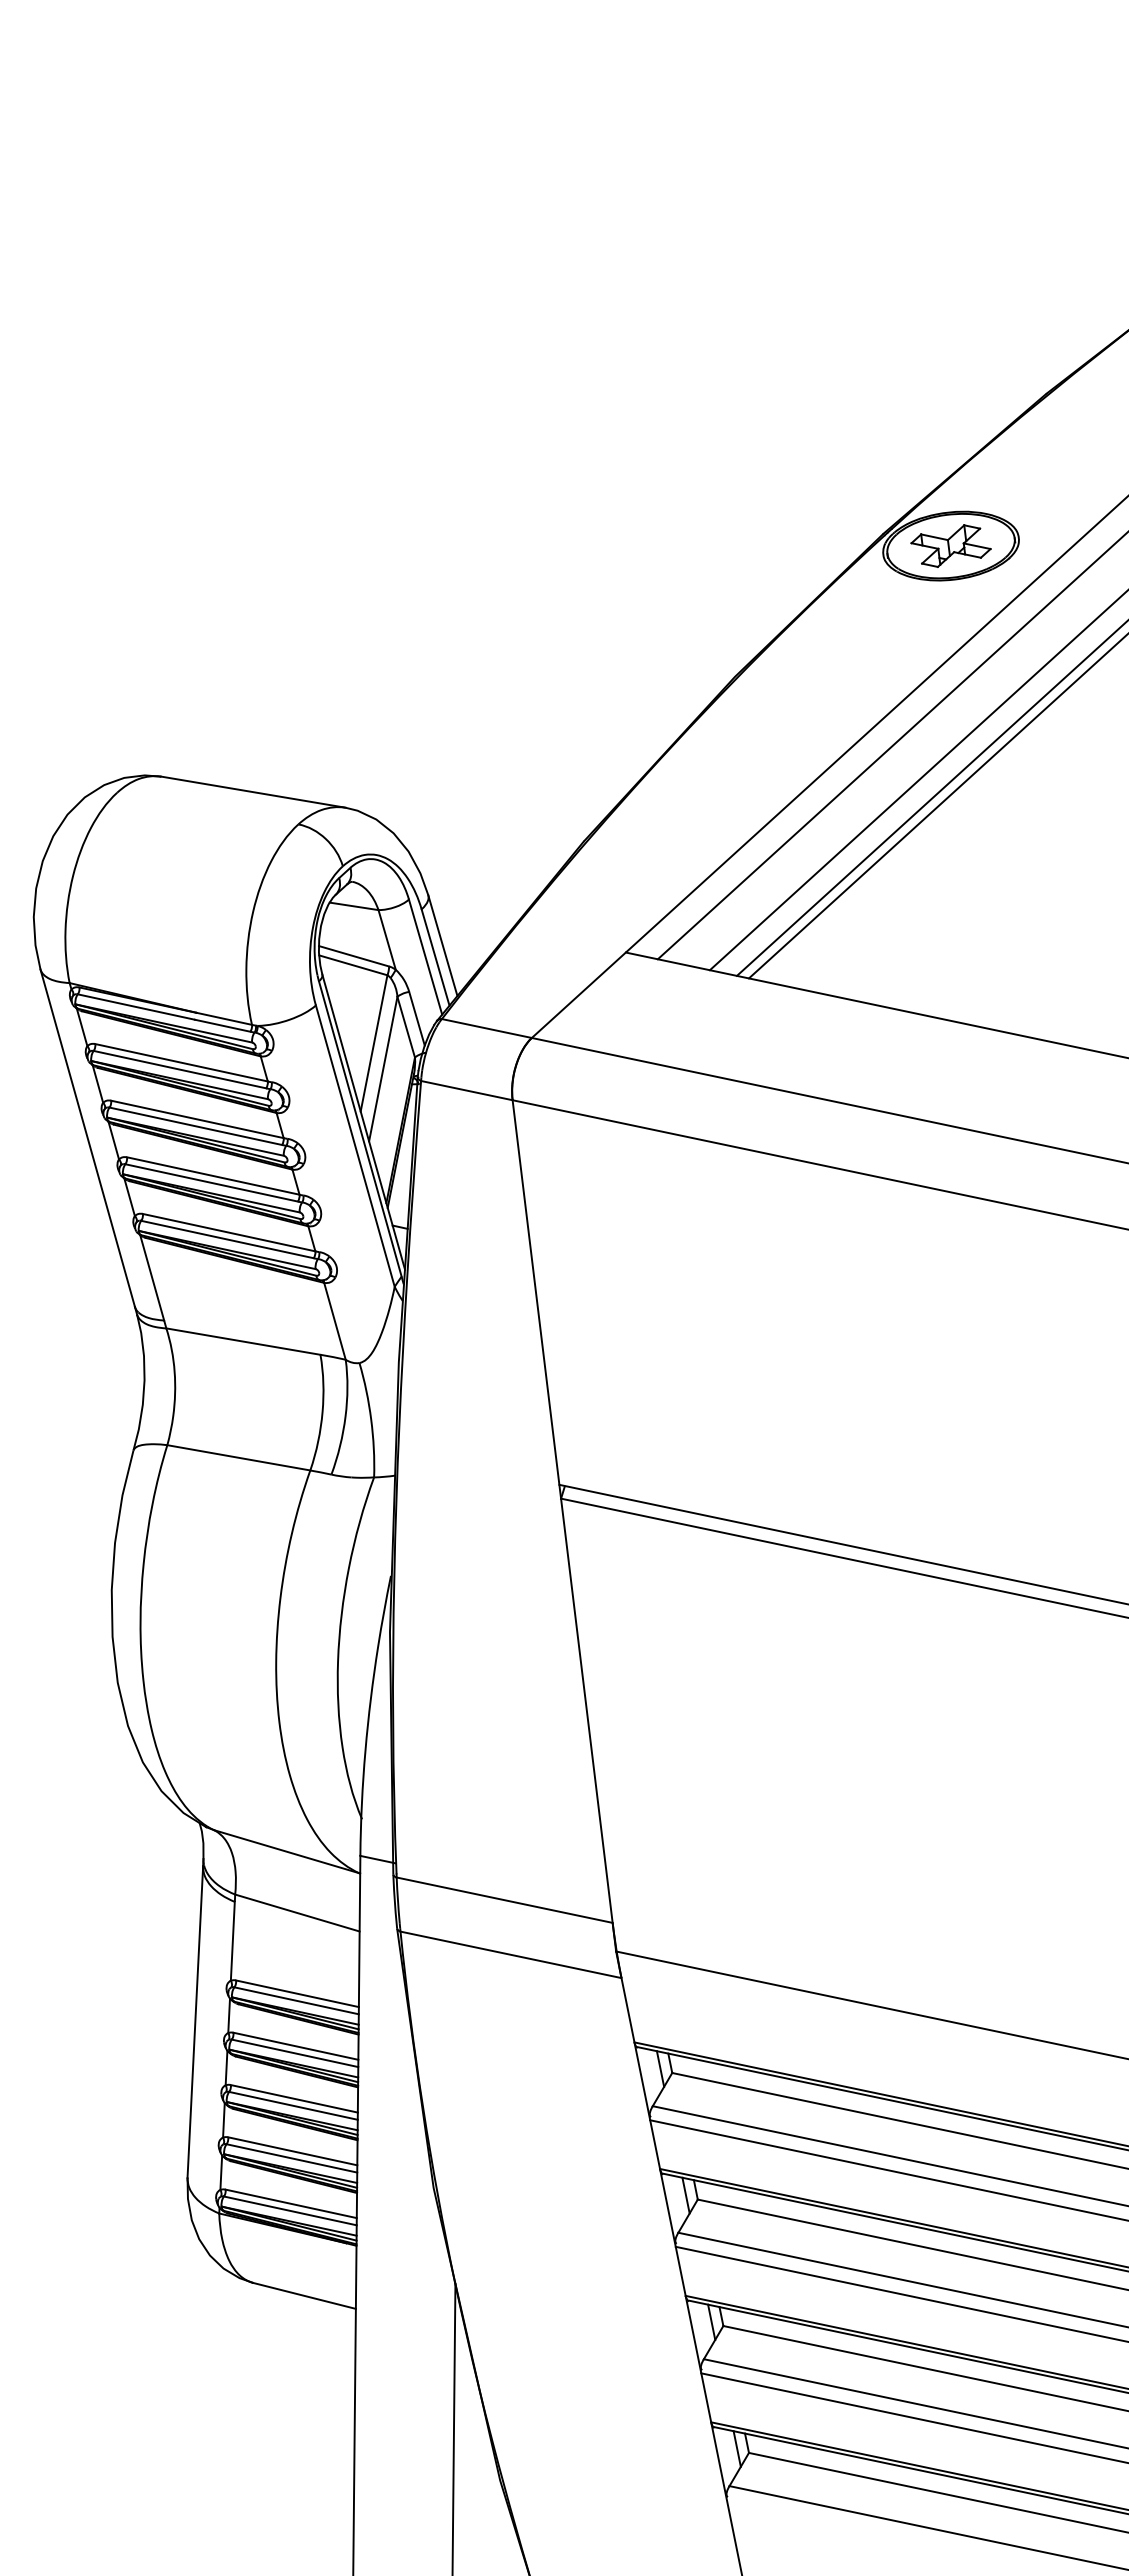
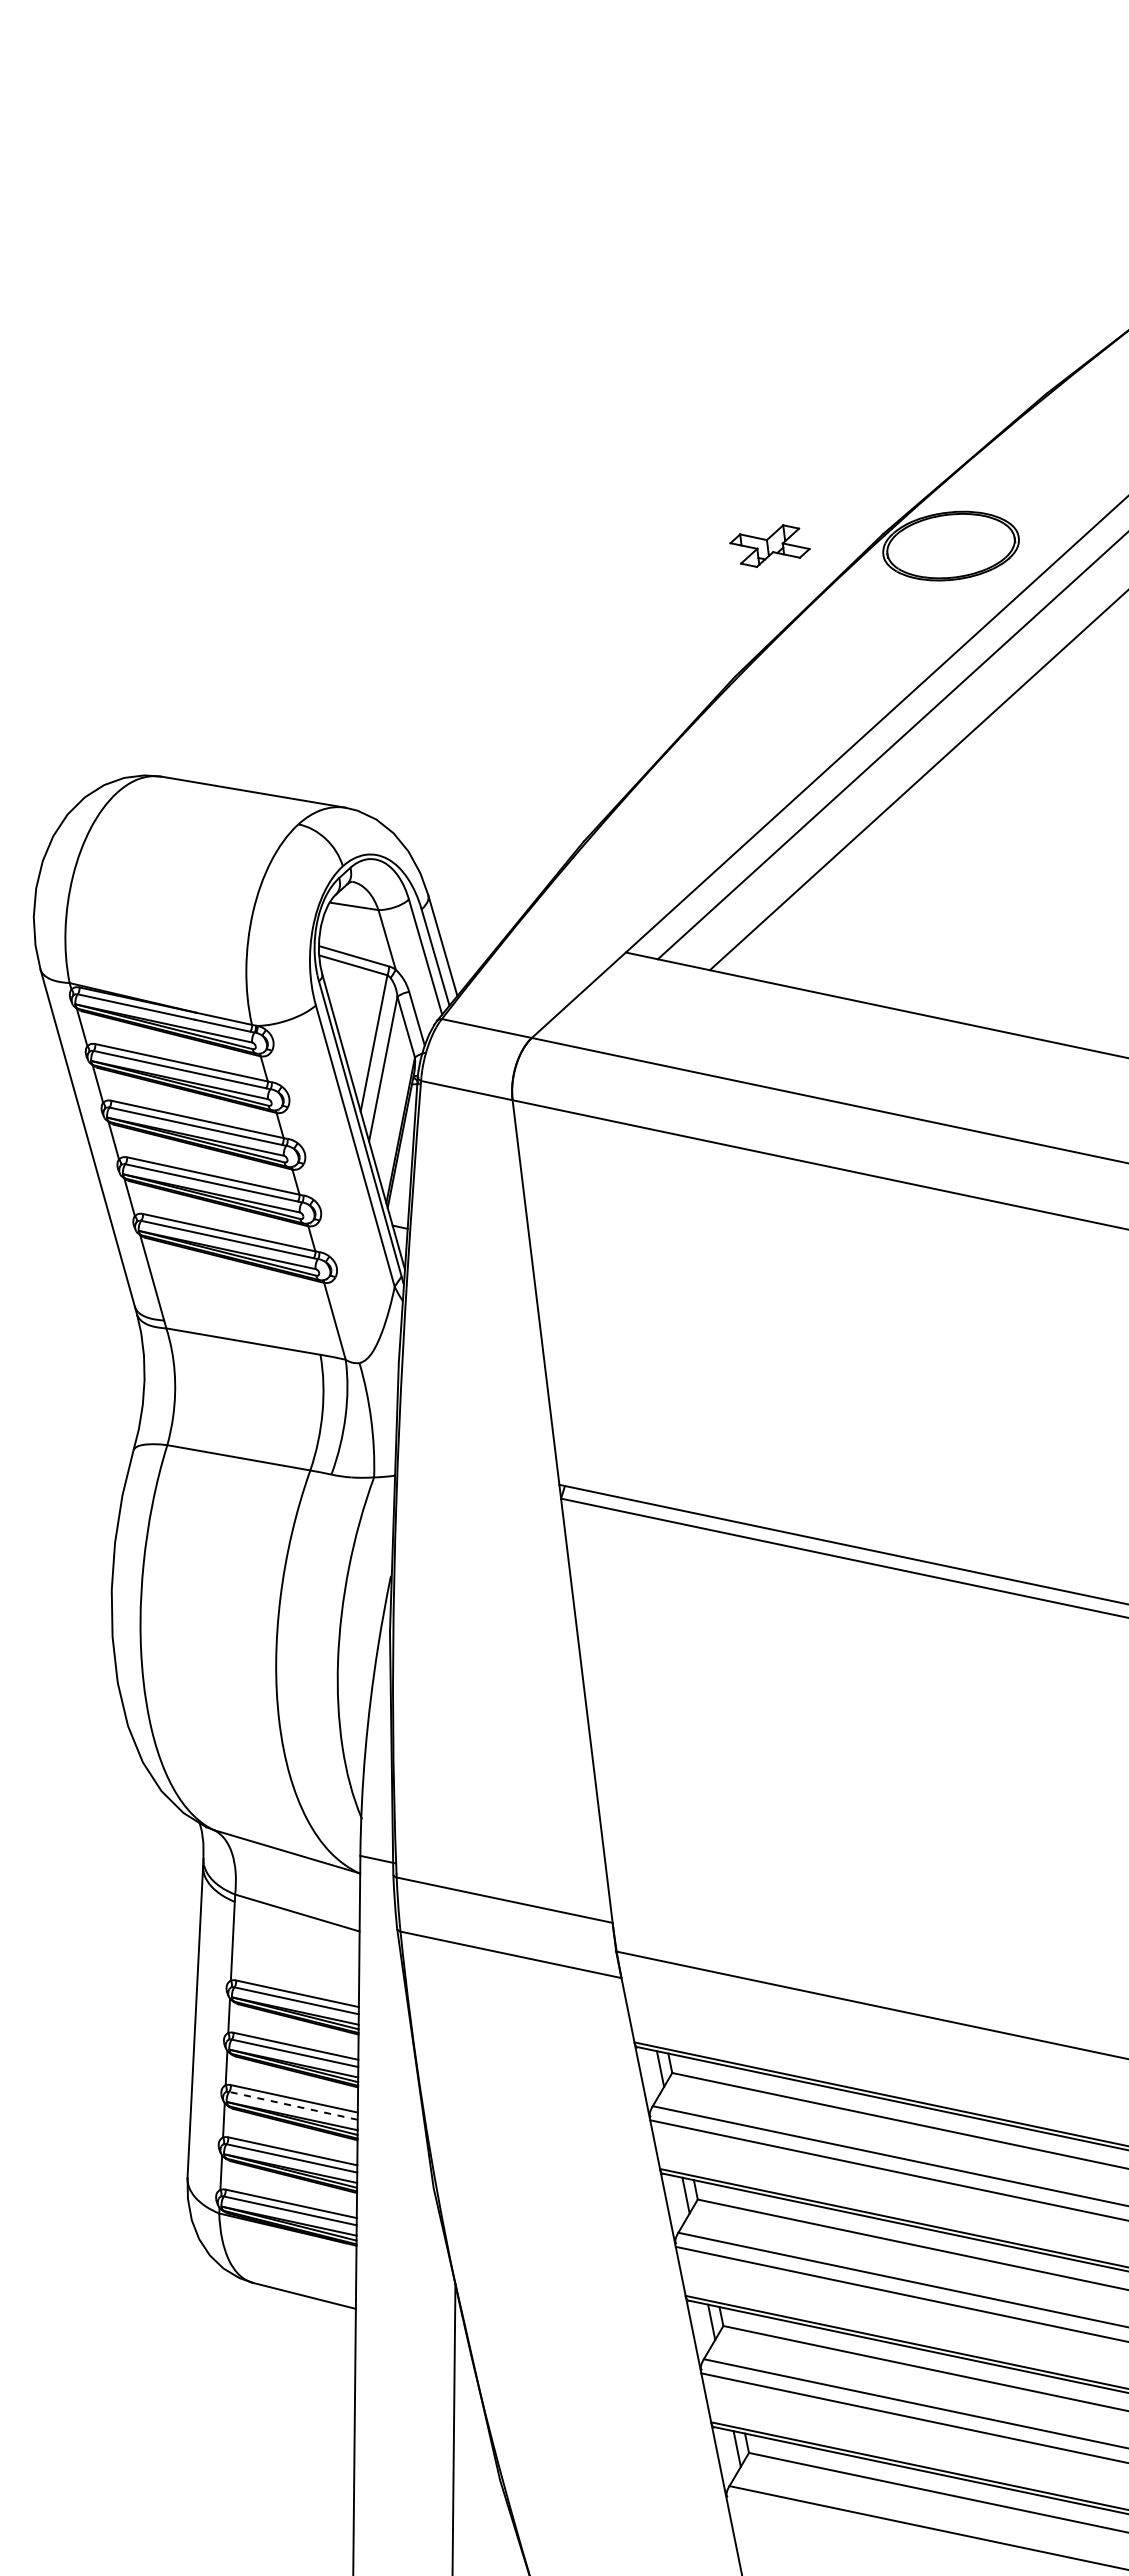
part position: (950, 545) -> (769, 545) (769, 545)
line: present -> none (930, 798)
line: present -> none (936, 807)
line: solid -> dashed (293, 2105)
